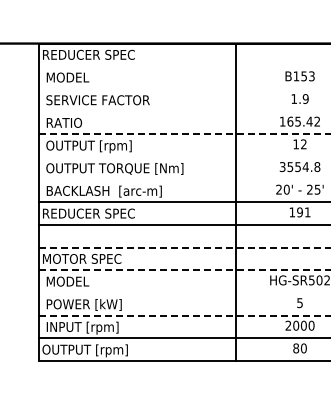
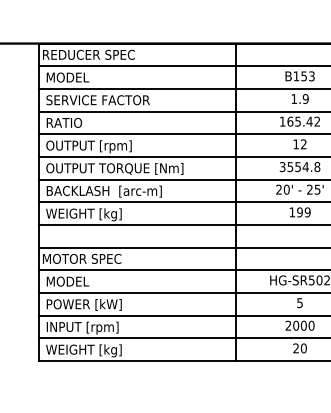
line: none -> present (183, 66)
line: none -> present (183, 88)
line: none -> present (183, 111)
line: dashed -> solid (185, 134)
line: none -> present (183, 156)
line: none -> present (183, 179)
text: 191 -> 199 (307, 212)
text: REDUCER SPEC -> WEIGHT [kg] (88, 214)
line: dashed -> solid (185, 247)
line: dashed -> solid (185, 270)
line: none -> present (183, 292)
line: dashed -> solid (185, 315)
text: 80 -> 20 (296, 348)
text: OUTPUT [rpm] -> WEIGHT [kg] (84, 350)
